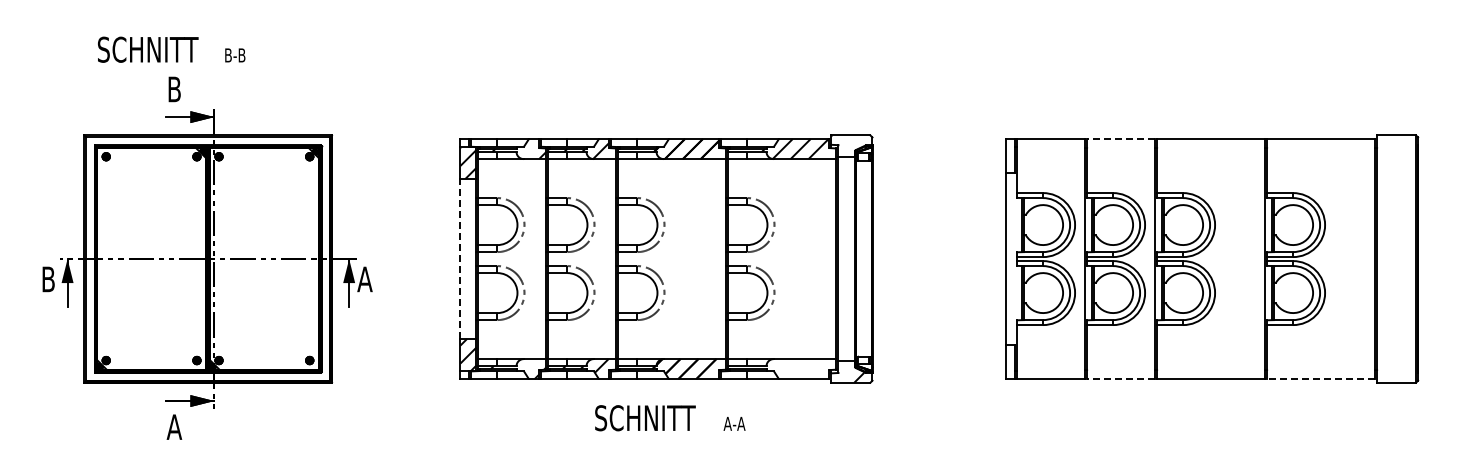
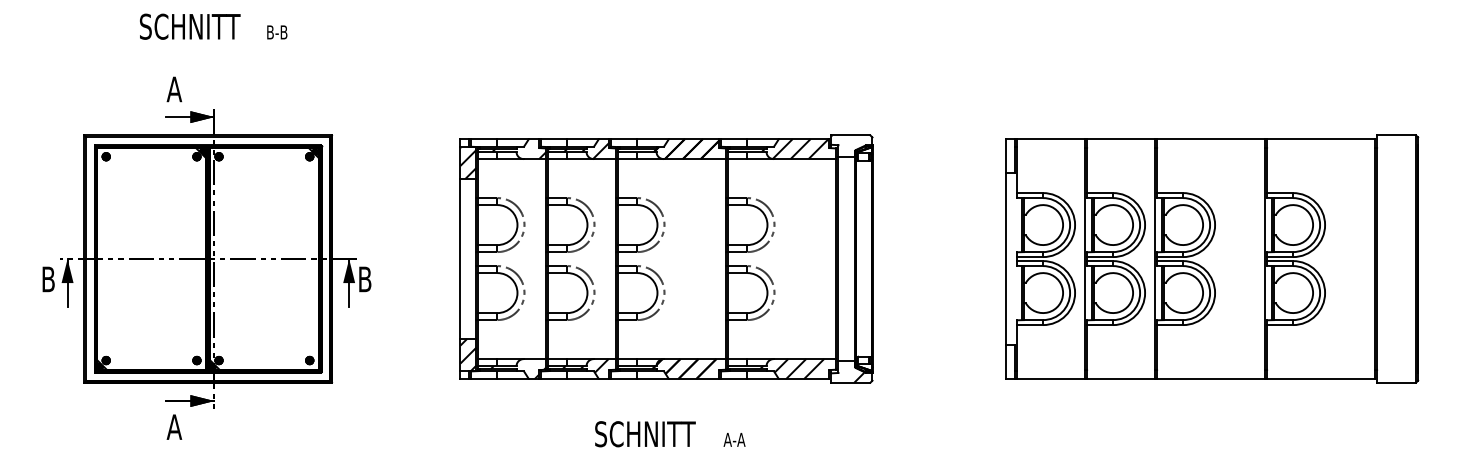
text position: (171, 49) -> (213, 26) (213, 26)
text: B -> A (174, 89)
line: dashed -> solid (1121, 139)
line: dashed -> solid (460, 259)
text: A -> B (364, 279)
hatch: none -> present (792, 369)
line: dashed -> solid (1121, 379)
line: dashed -> solid (1321, 379)
text position: (670, 418) -> (670, 434) (670, 434)
